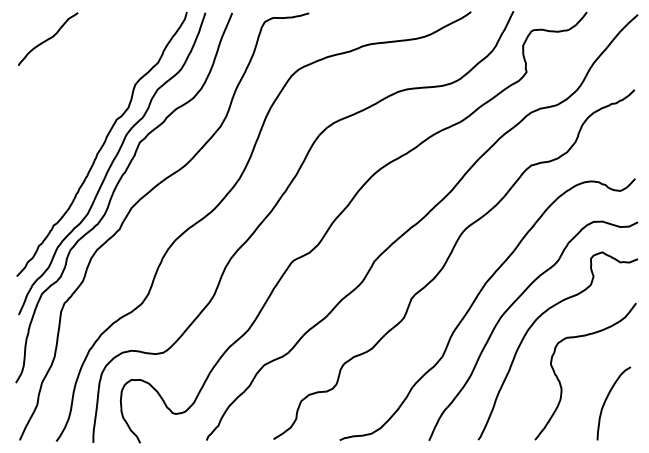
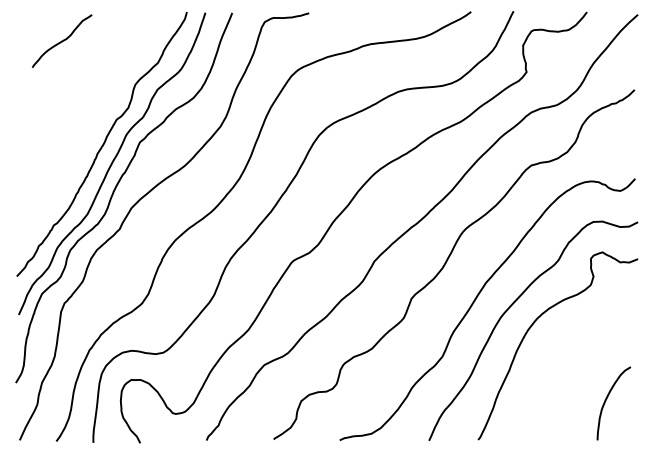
curve position: (48, 38) -> (62, 40) (62, 40)
curve: present -> none (560, 381)
